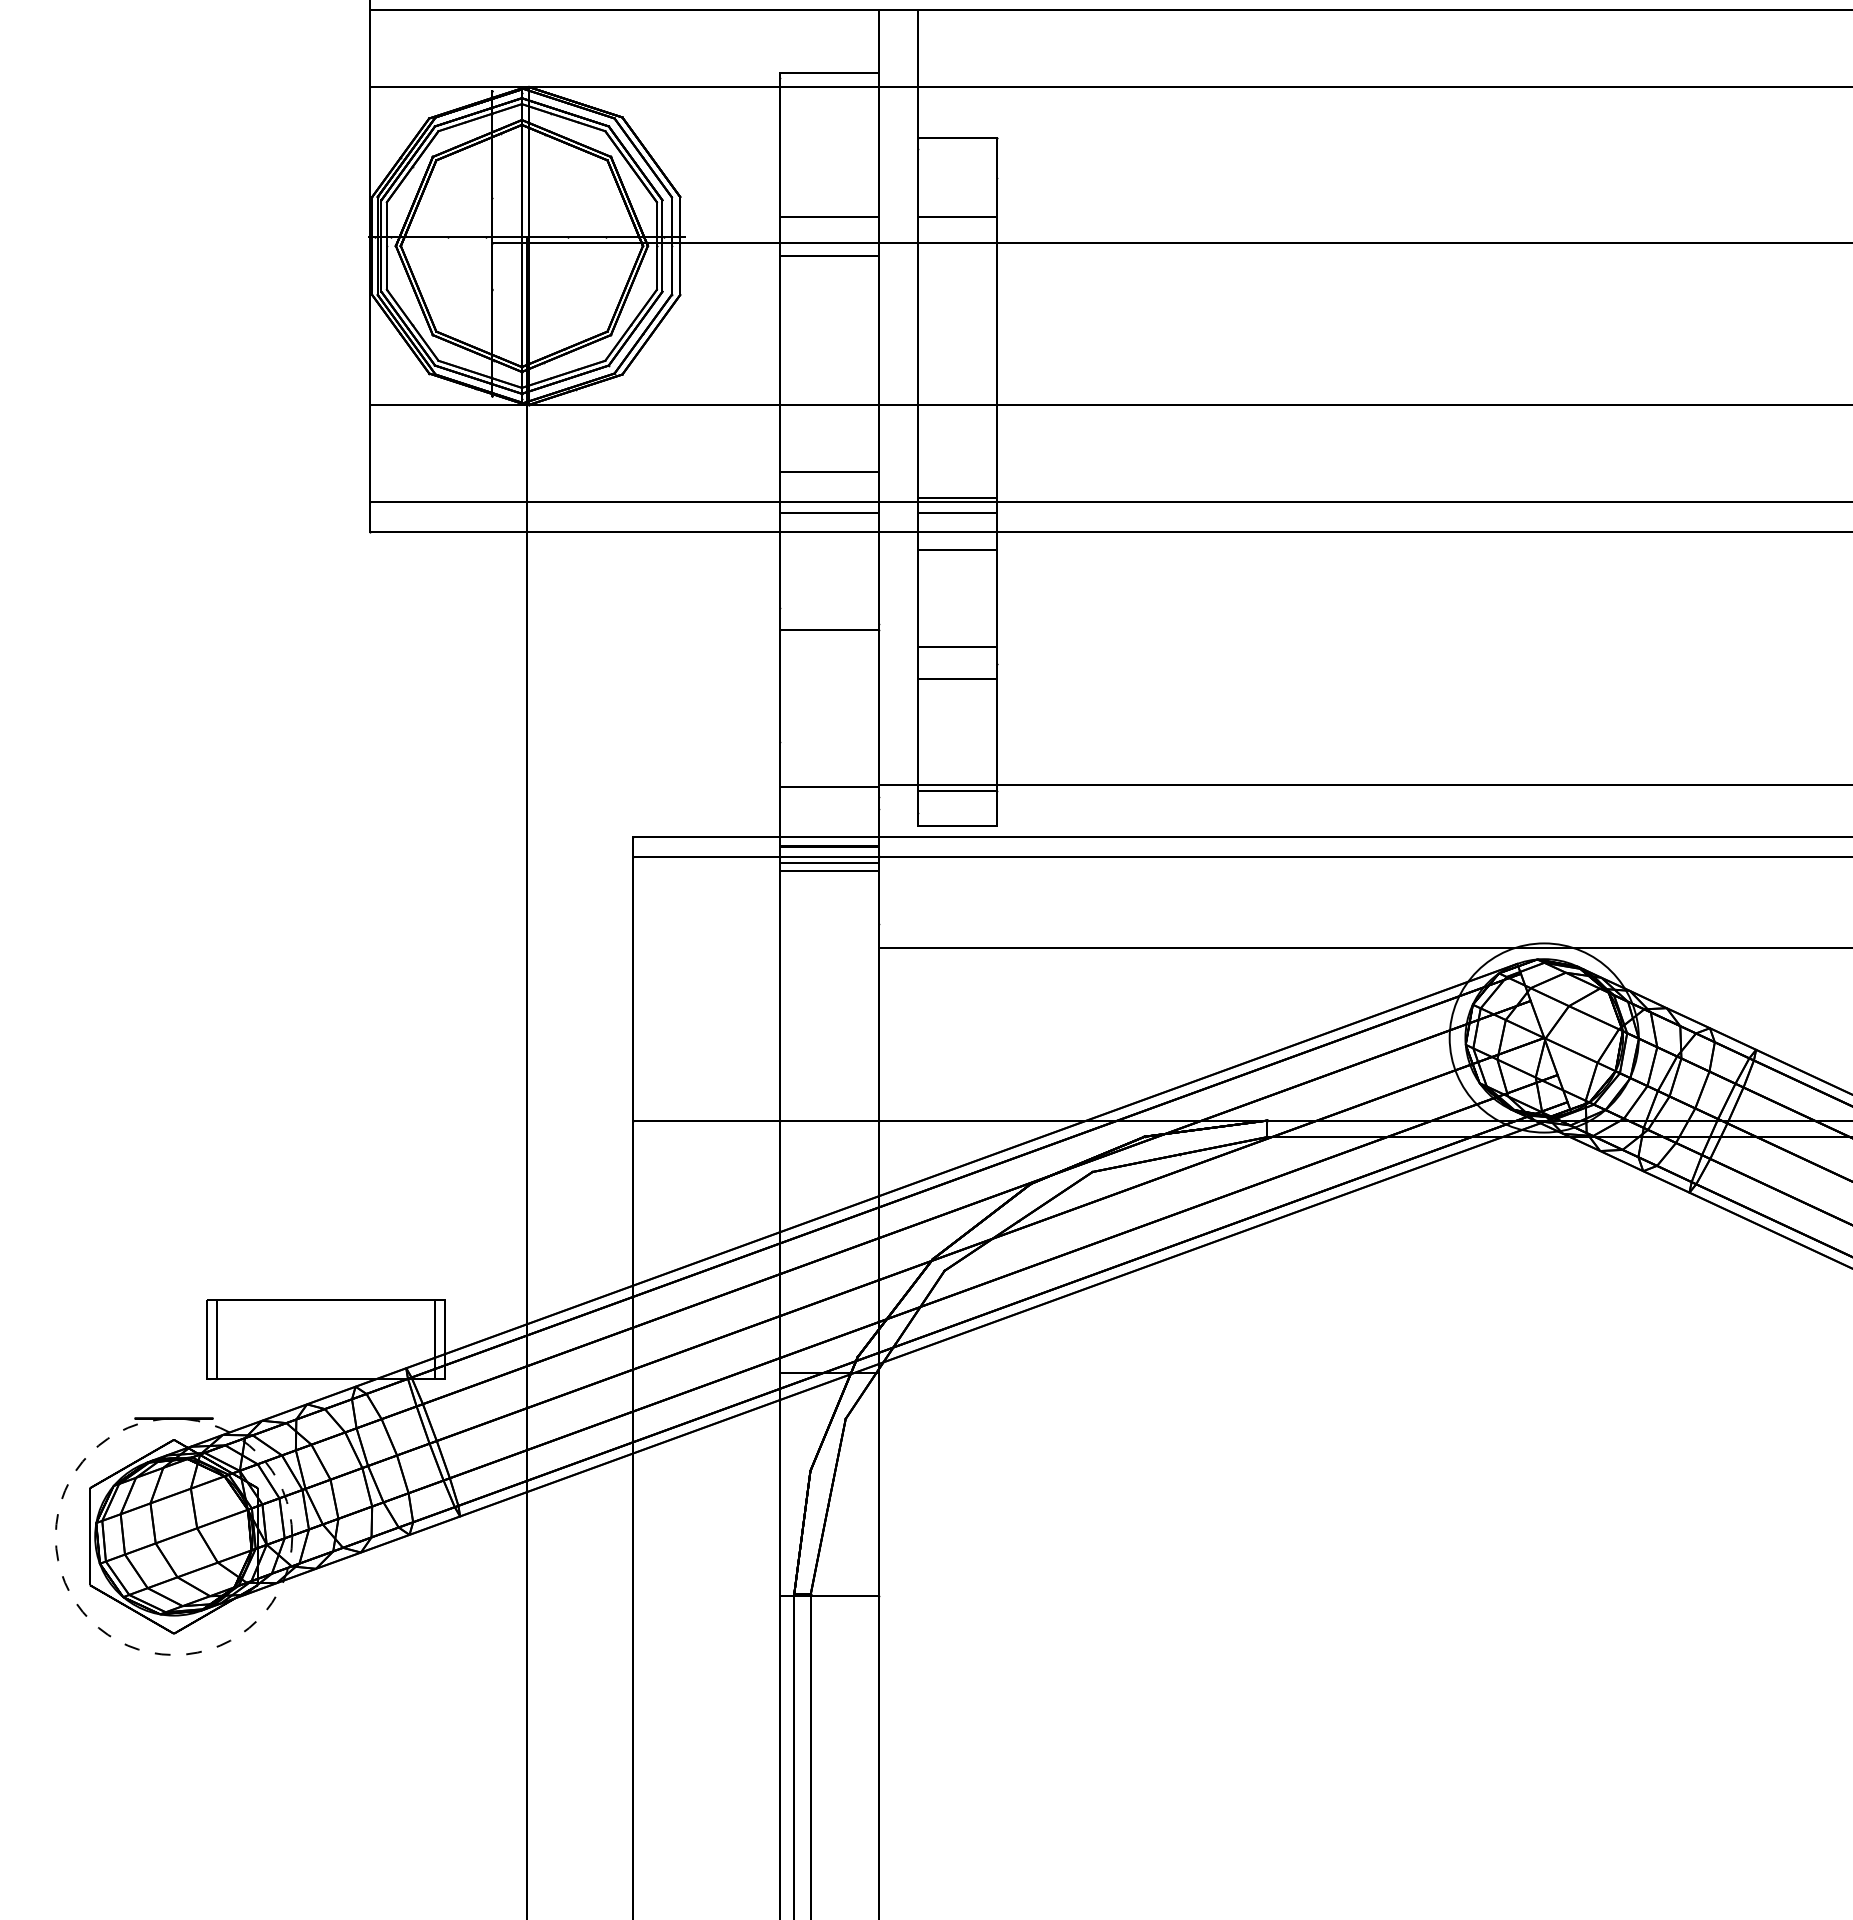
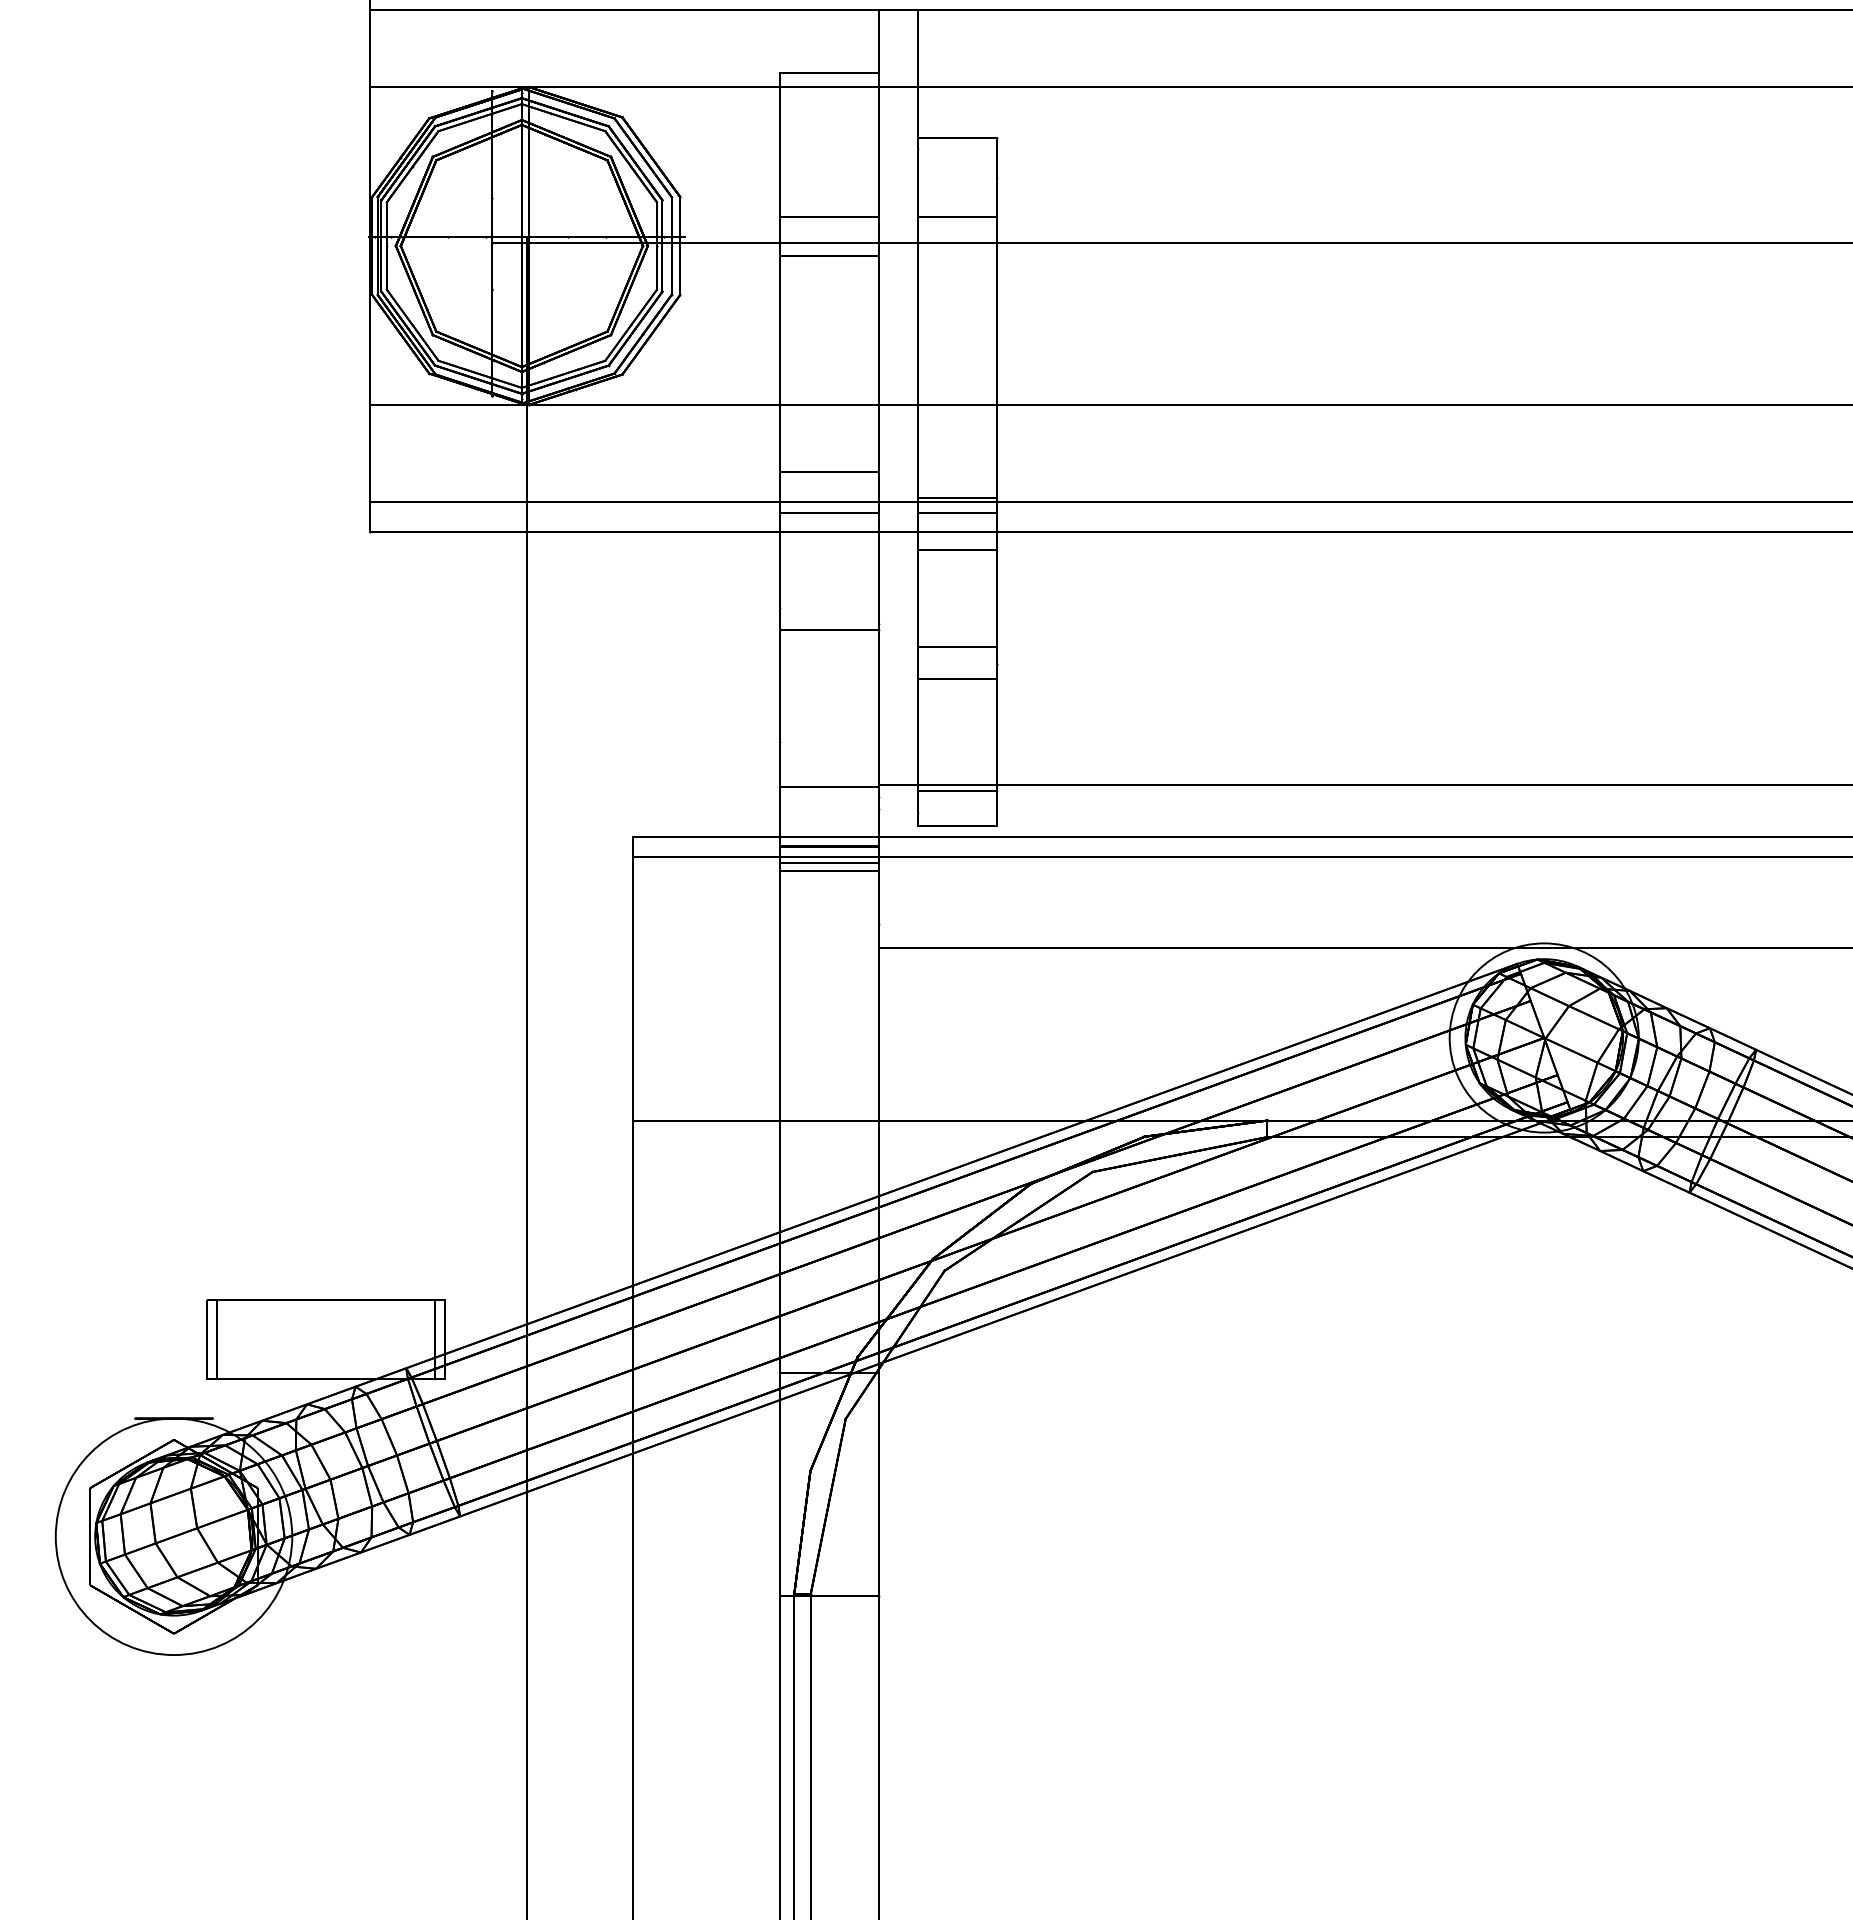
circle: dashed -> solid (173, 1536)
